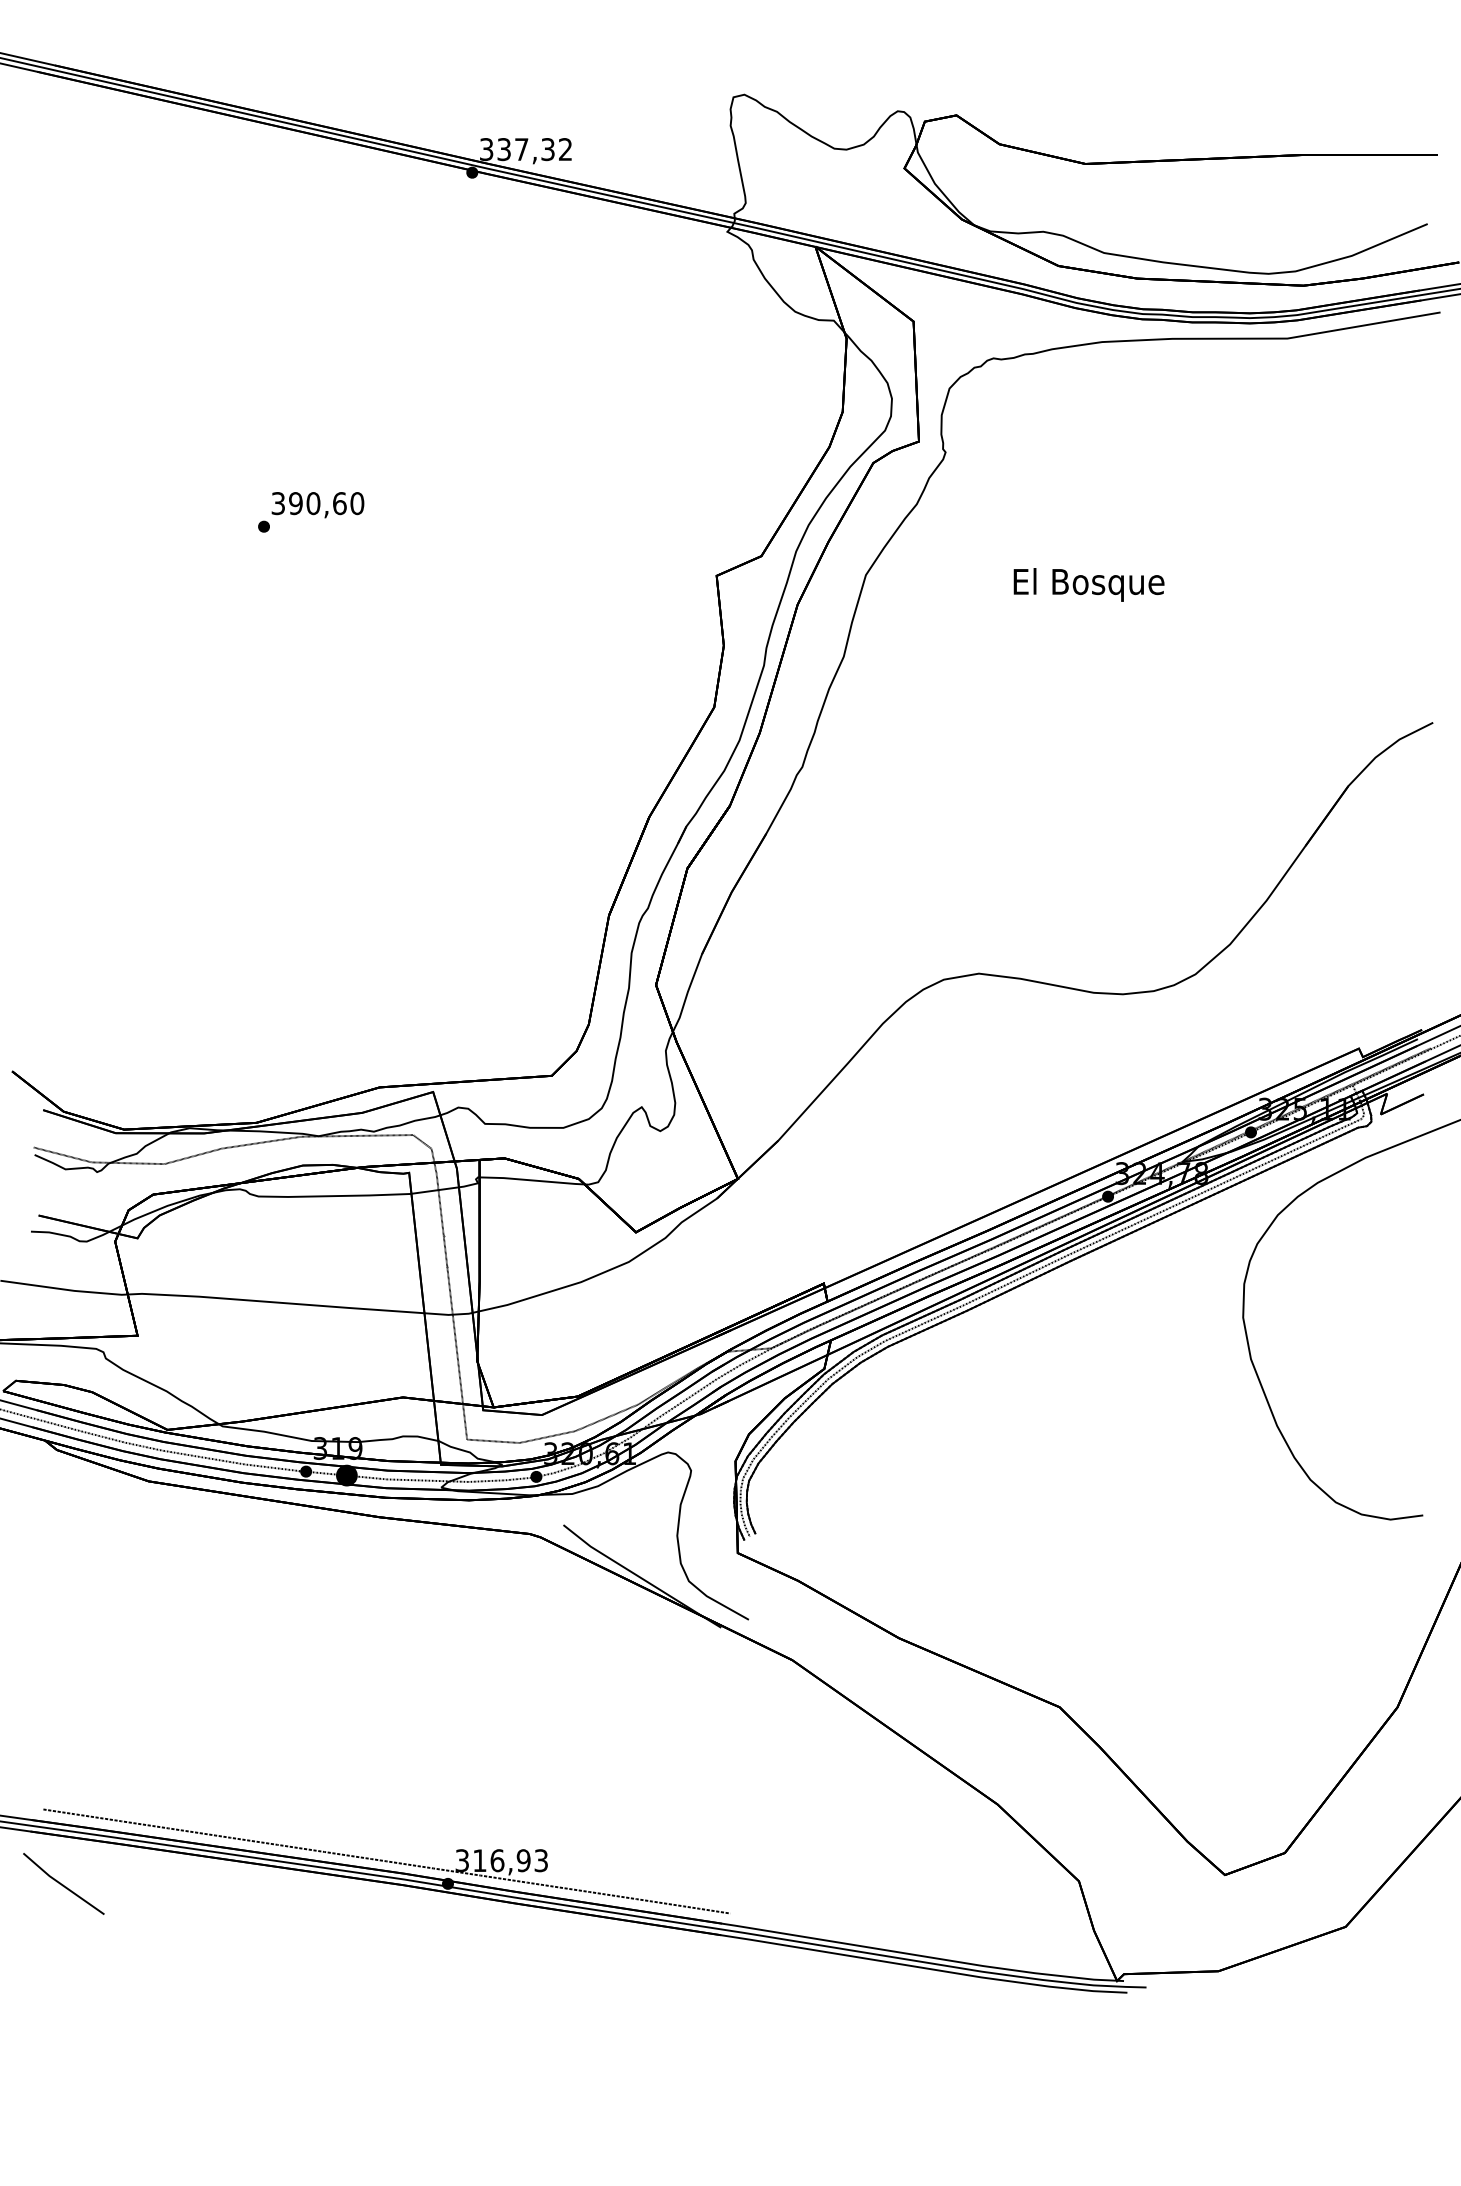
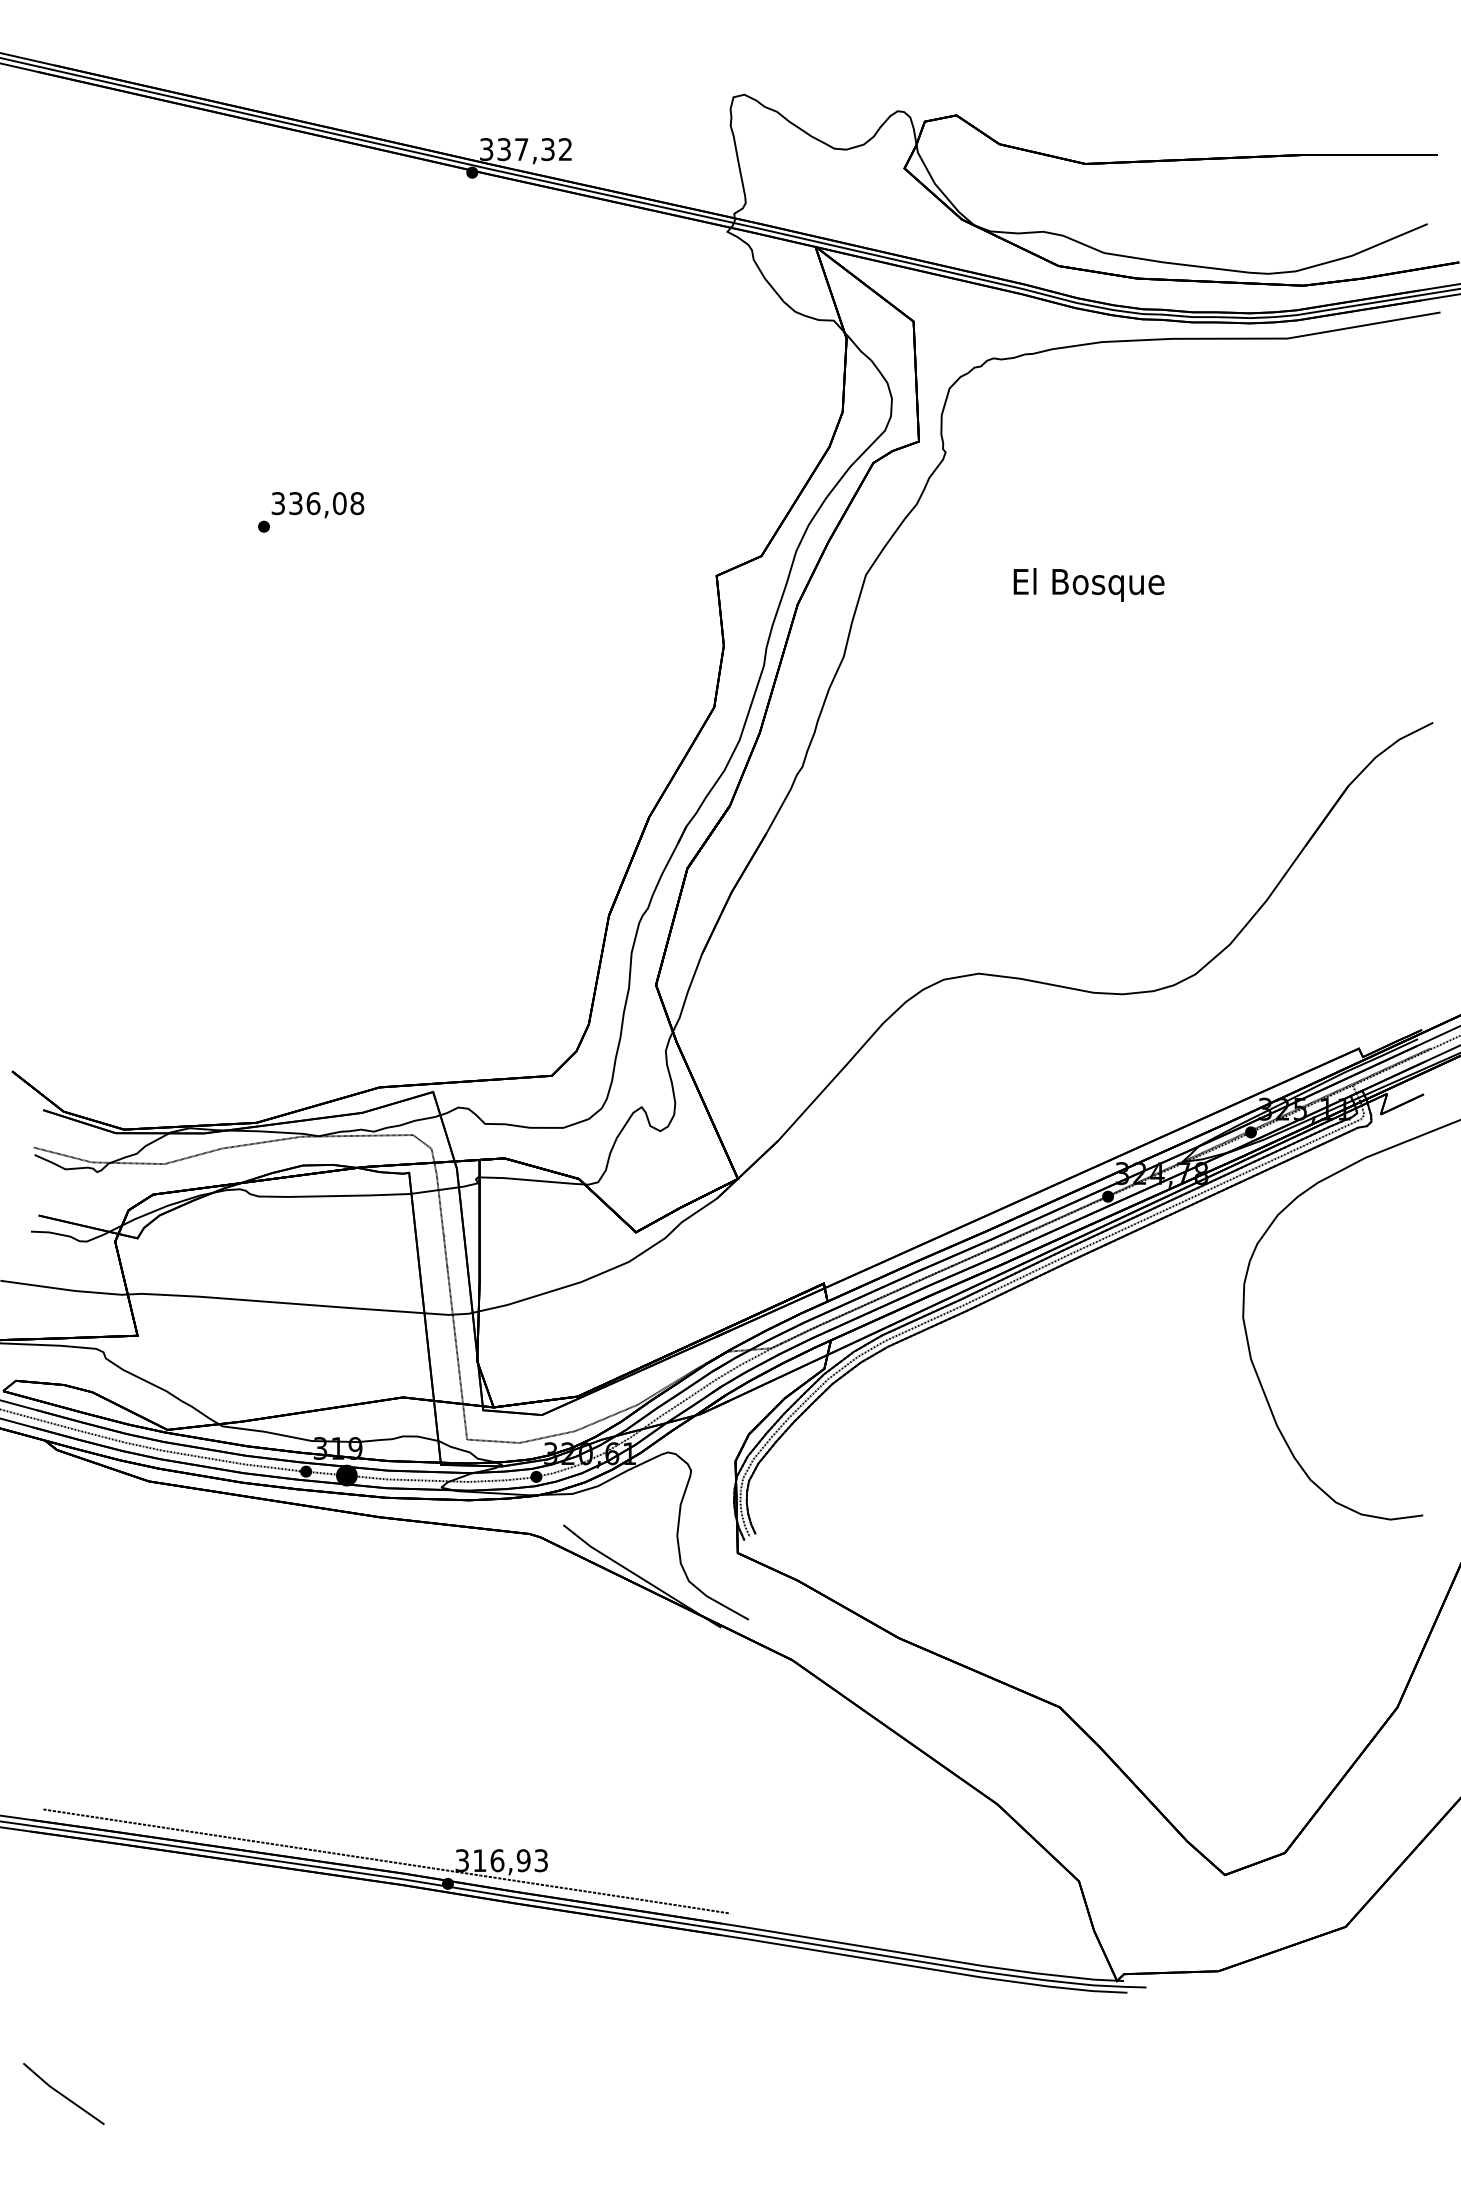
text: 390,60 -> 336,08 (326, 503)
part position: (63, 1883) -> (63, 2093) (63, 2093)
